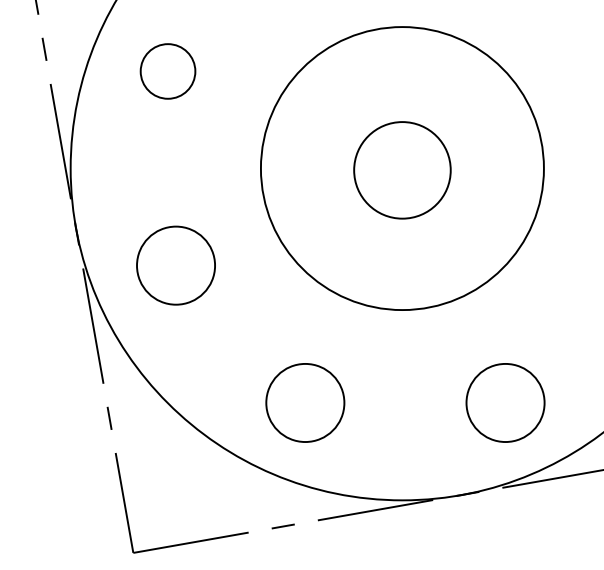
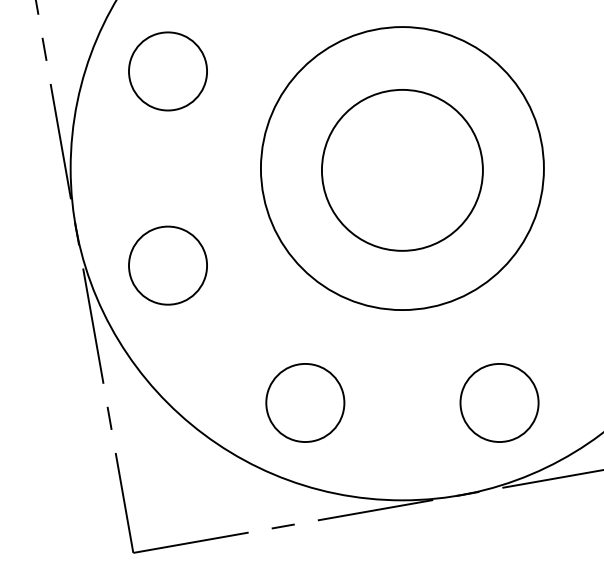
circle diameter: 55 px -> 78 px (168, 71)
circle diameter: 97 px -> 161 px (401, 169)
circle position: (175, 265) -> (167, 265) (167, 265)
circle position: (505, 402) -> (499, 402) (499, 402)
